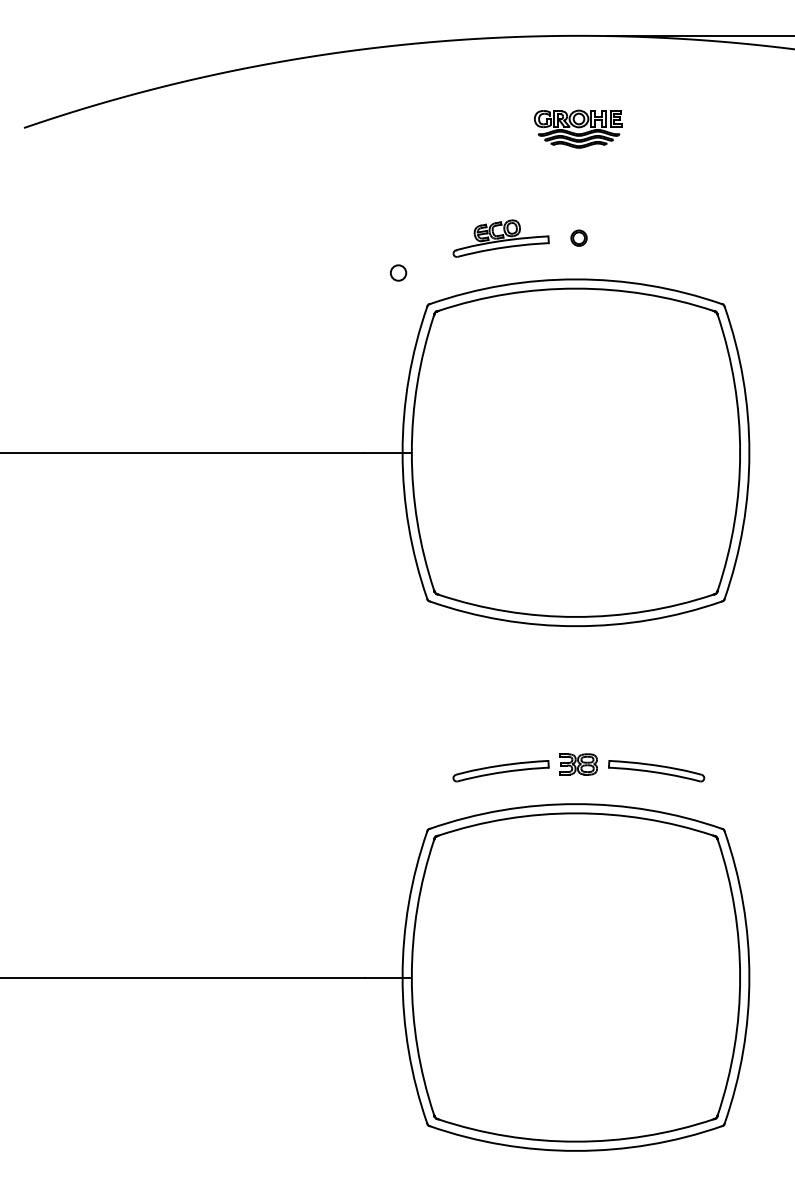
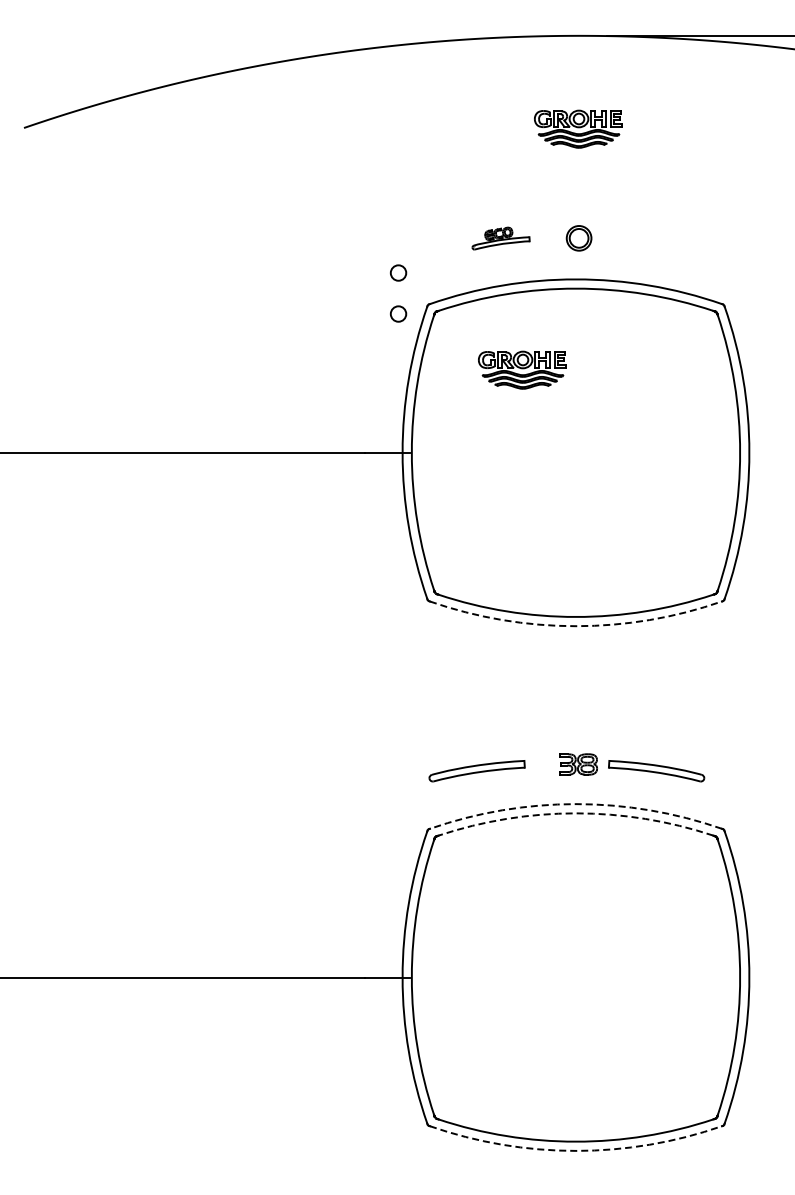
part size: 18x18 px -> 28x27 px (578, 238)
part size: 98x39 px -> 60x25 px (500, 238)
circle: none -> present (398, 313)
part: none -> present (522, 369)
arc: solid -> dashed (575, 626)
part position: (500, 771) -> (476, 771) (476, 771)
arc: solid -> dashed (575, 804)
arc: solid -> dashed (575, 813)
arc: solid -> dashed (575, 1150)
